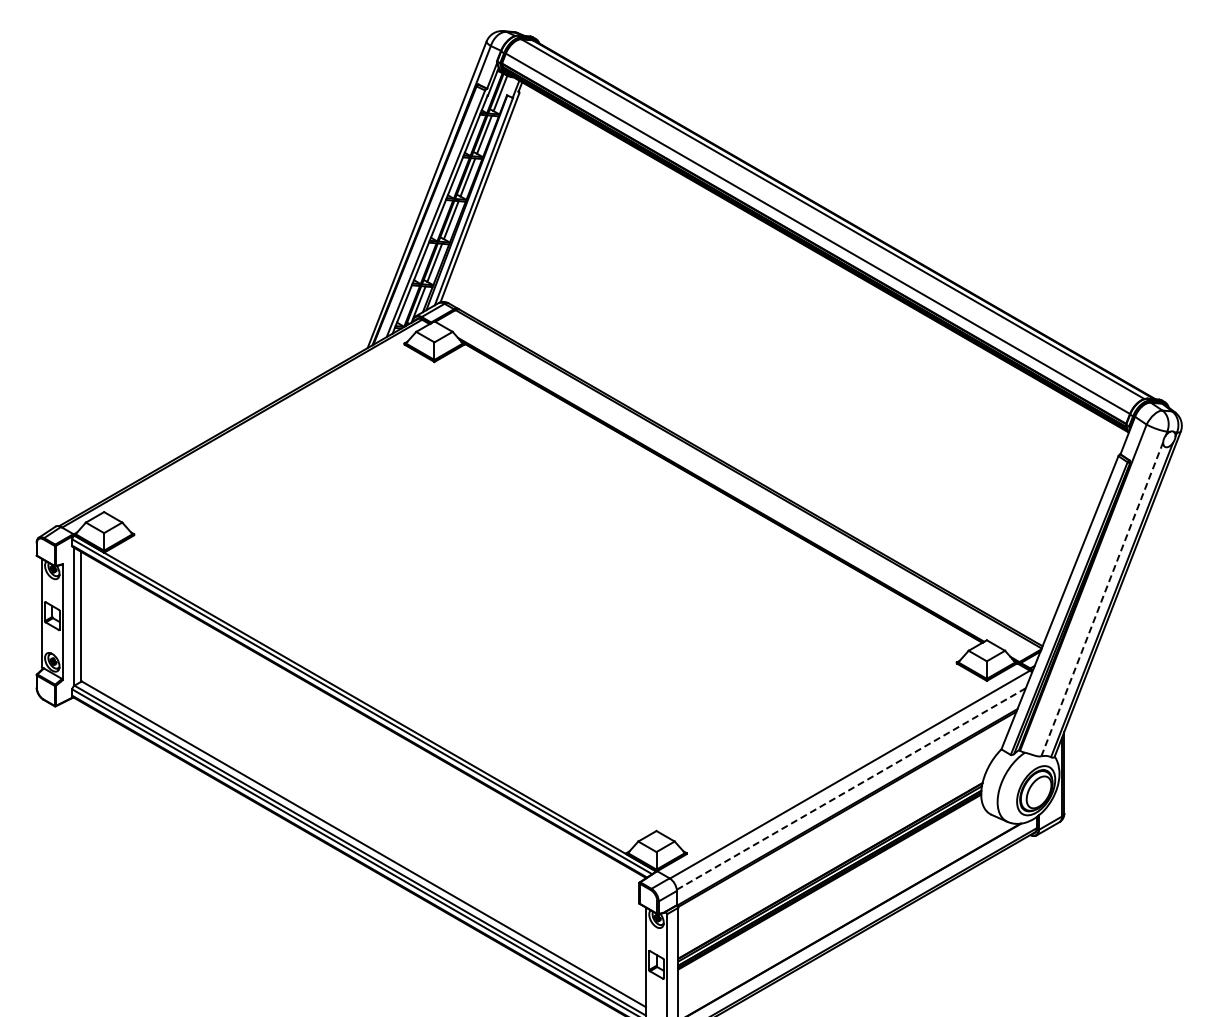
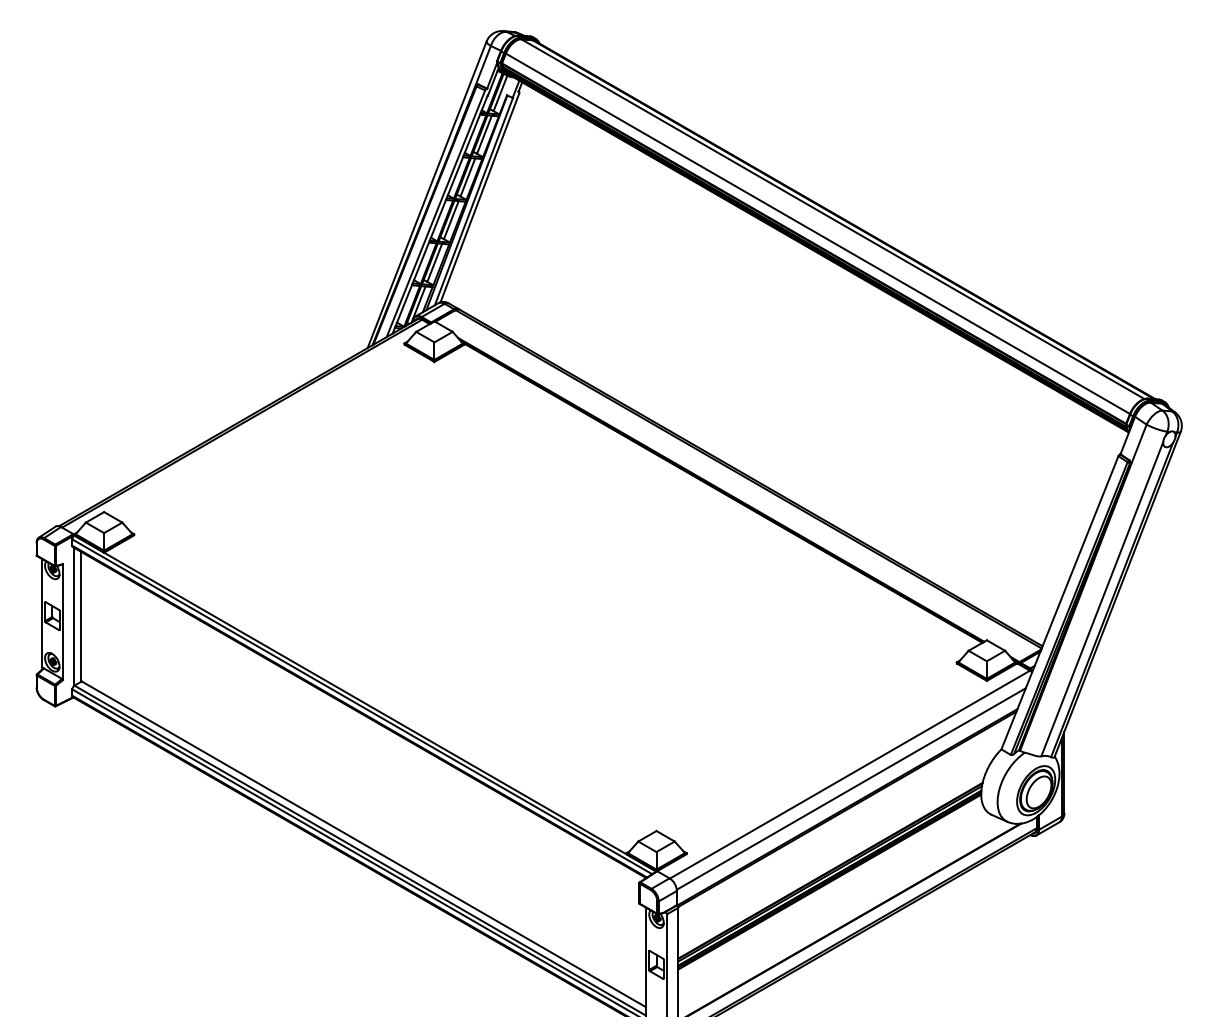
line: dashed -> solid (1102, 598)
line: dashed -> solid (850, 789)
